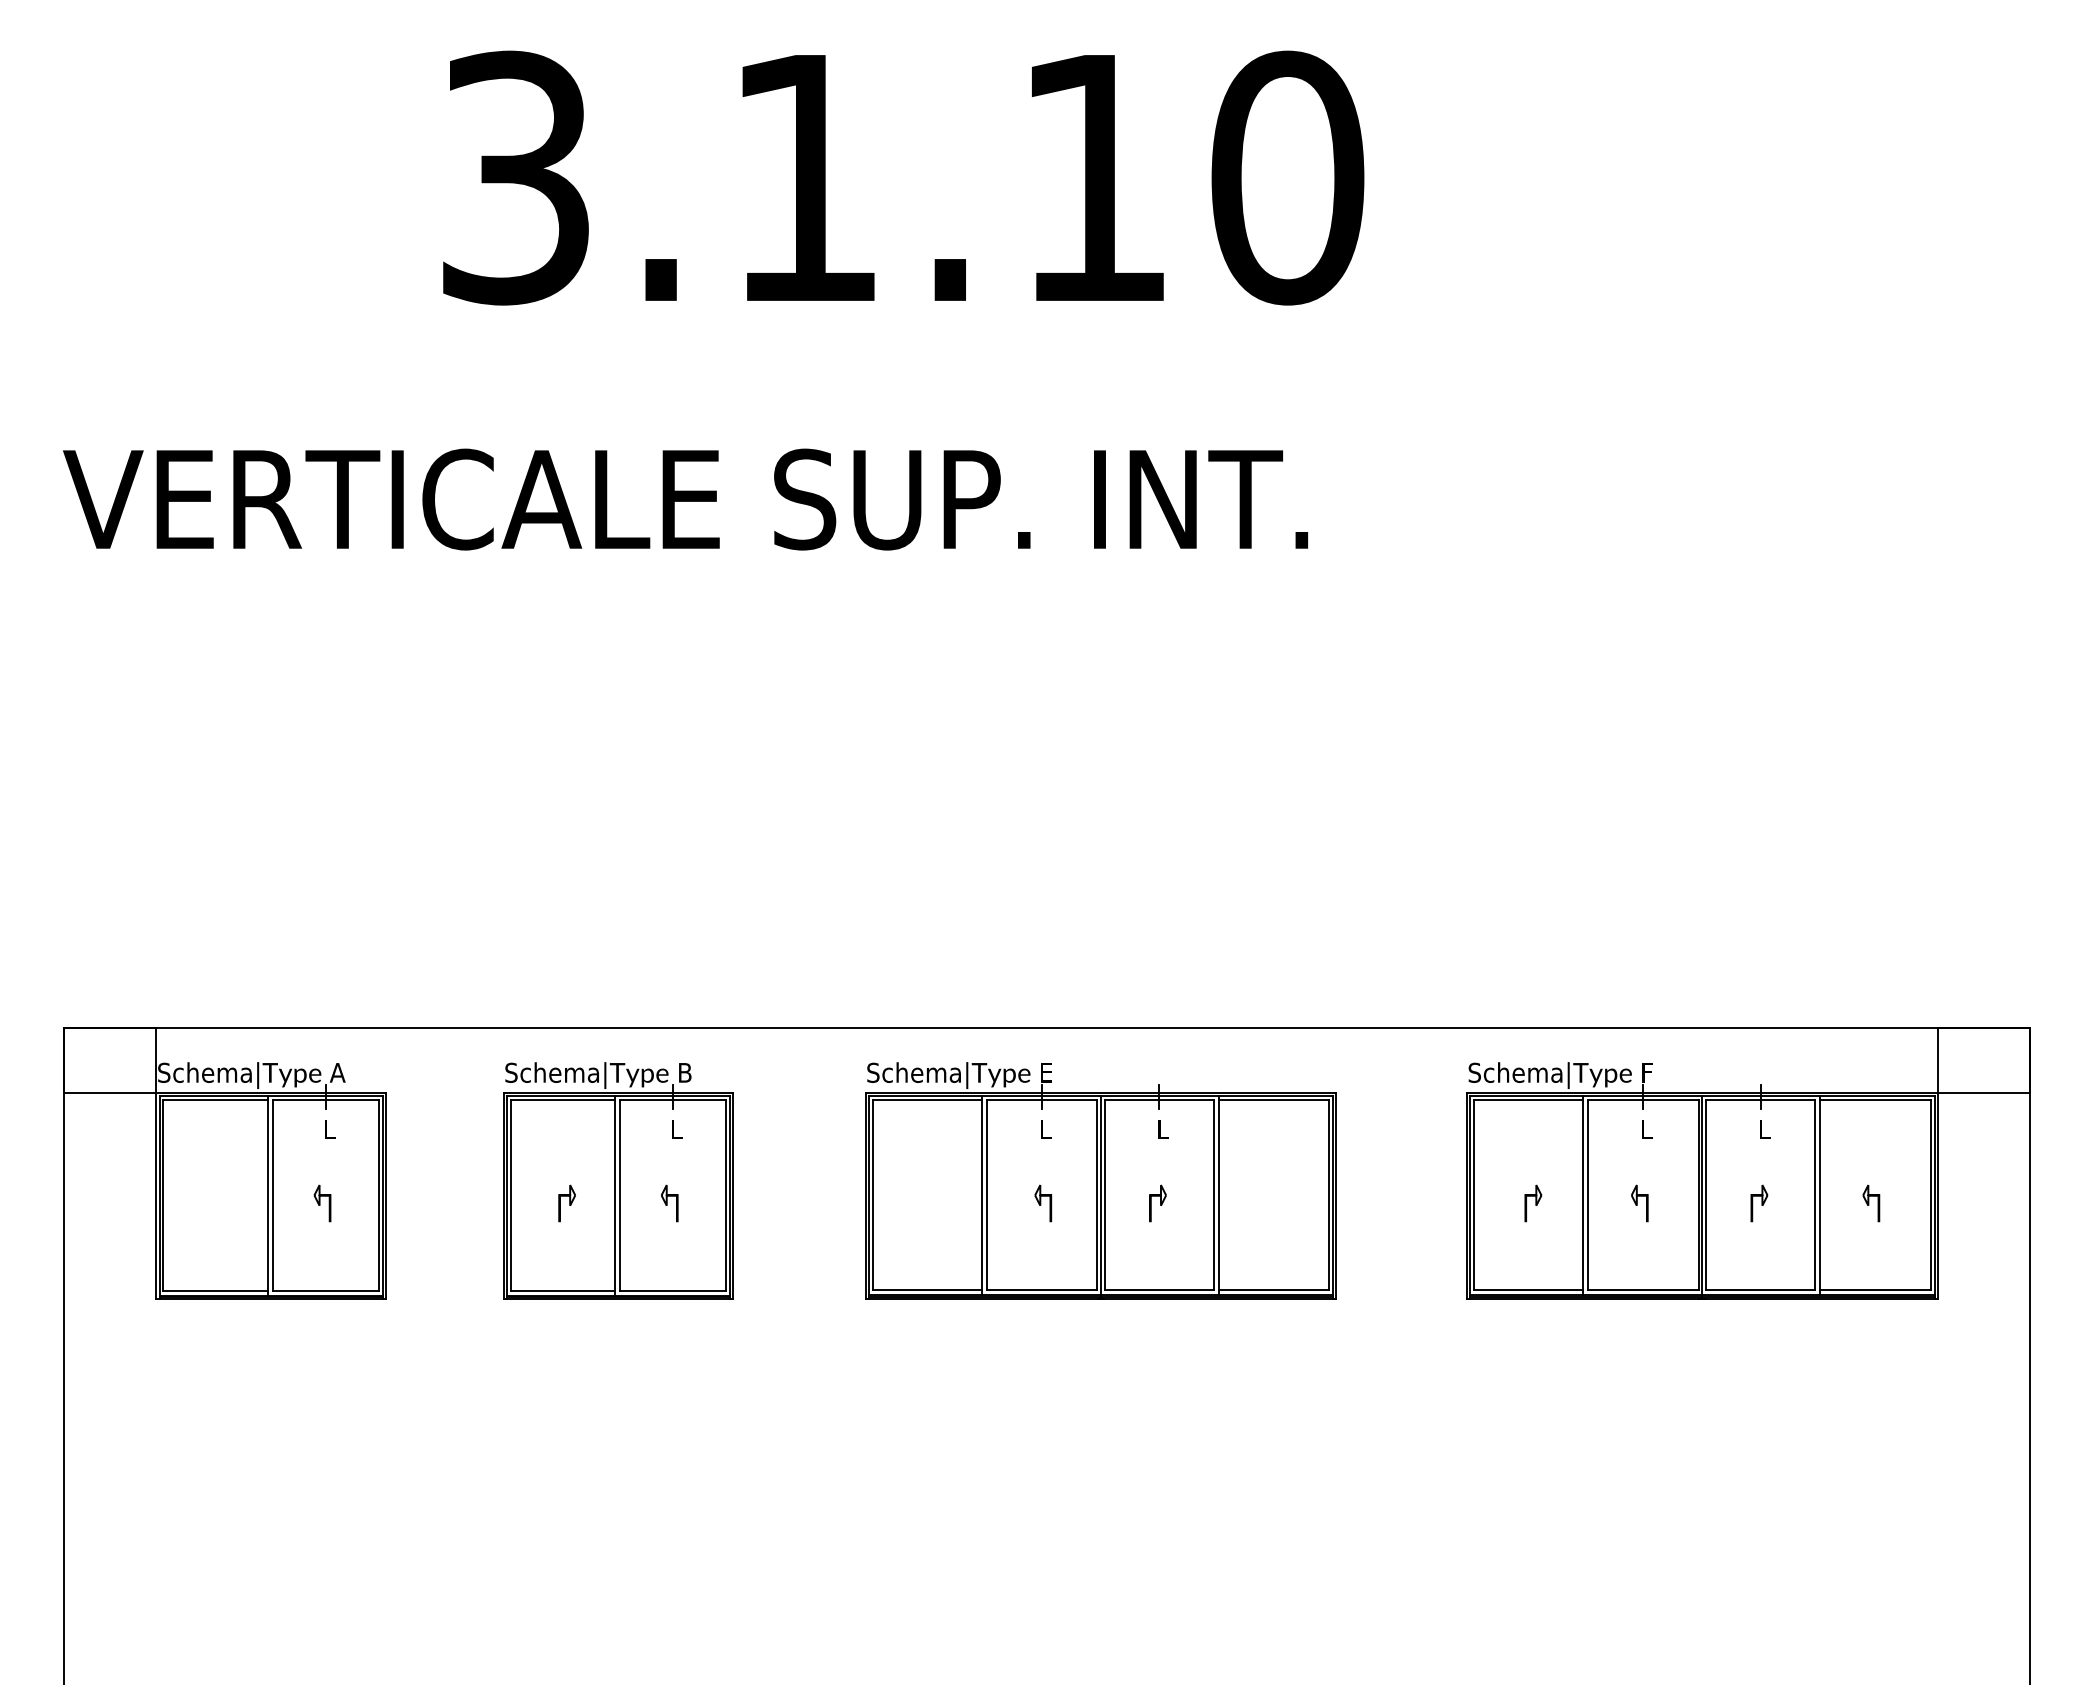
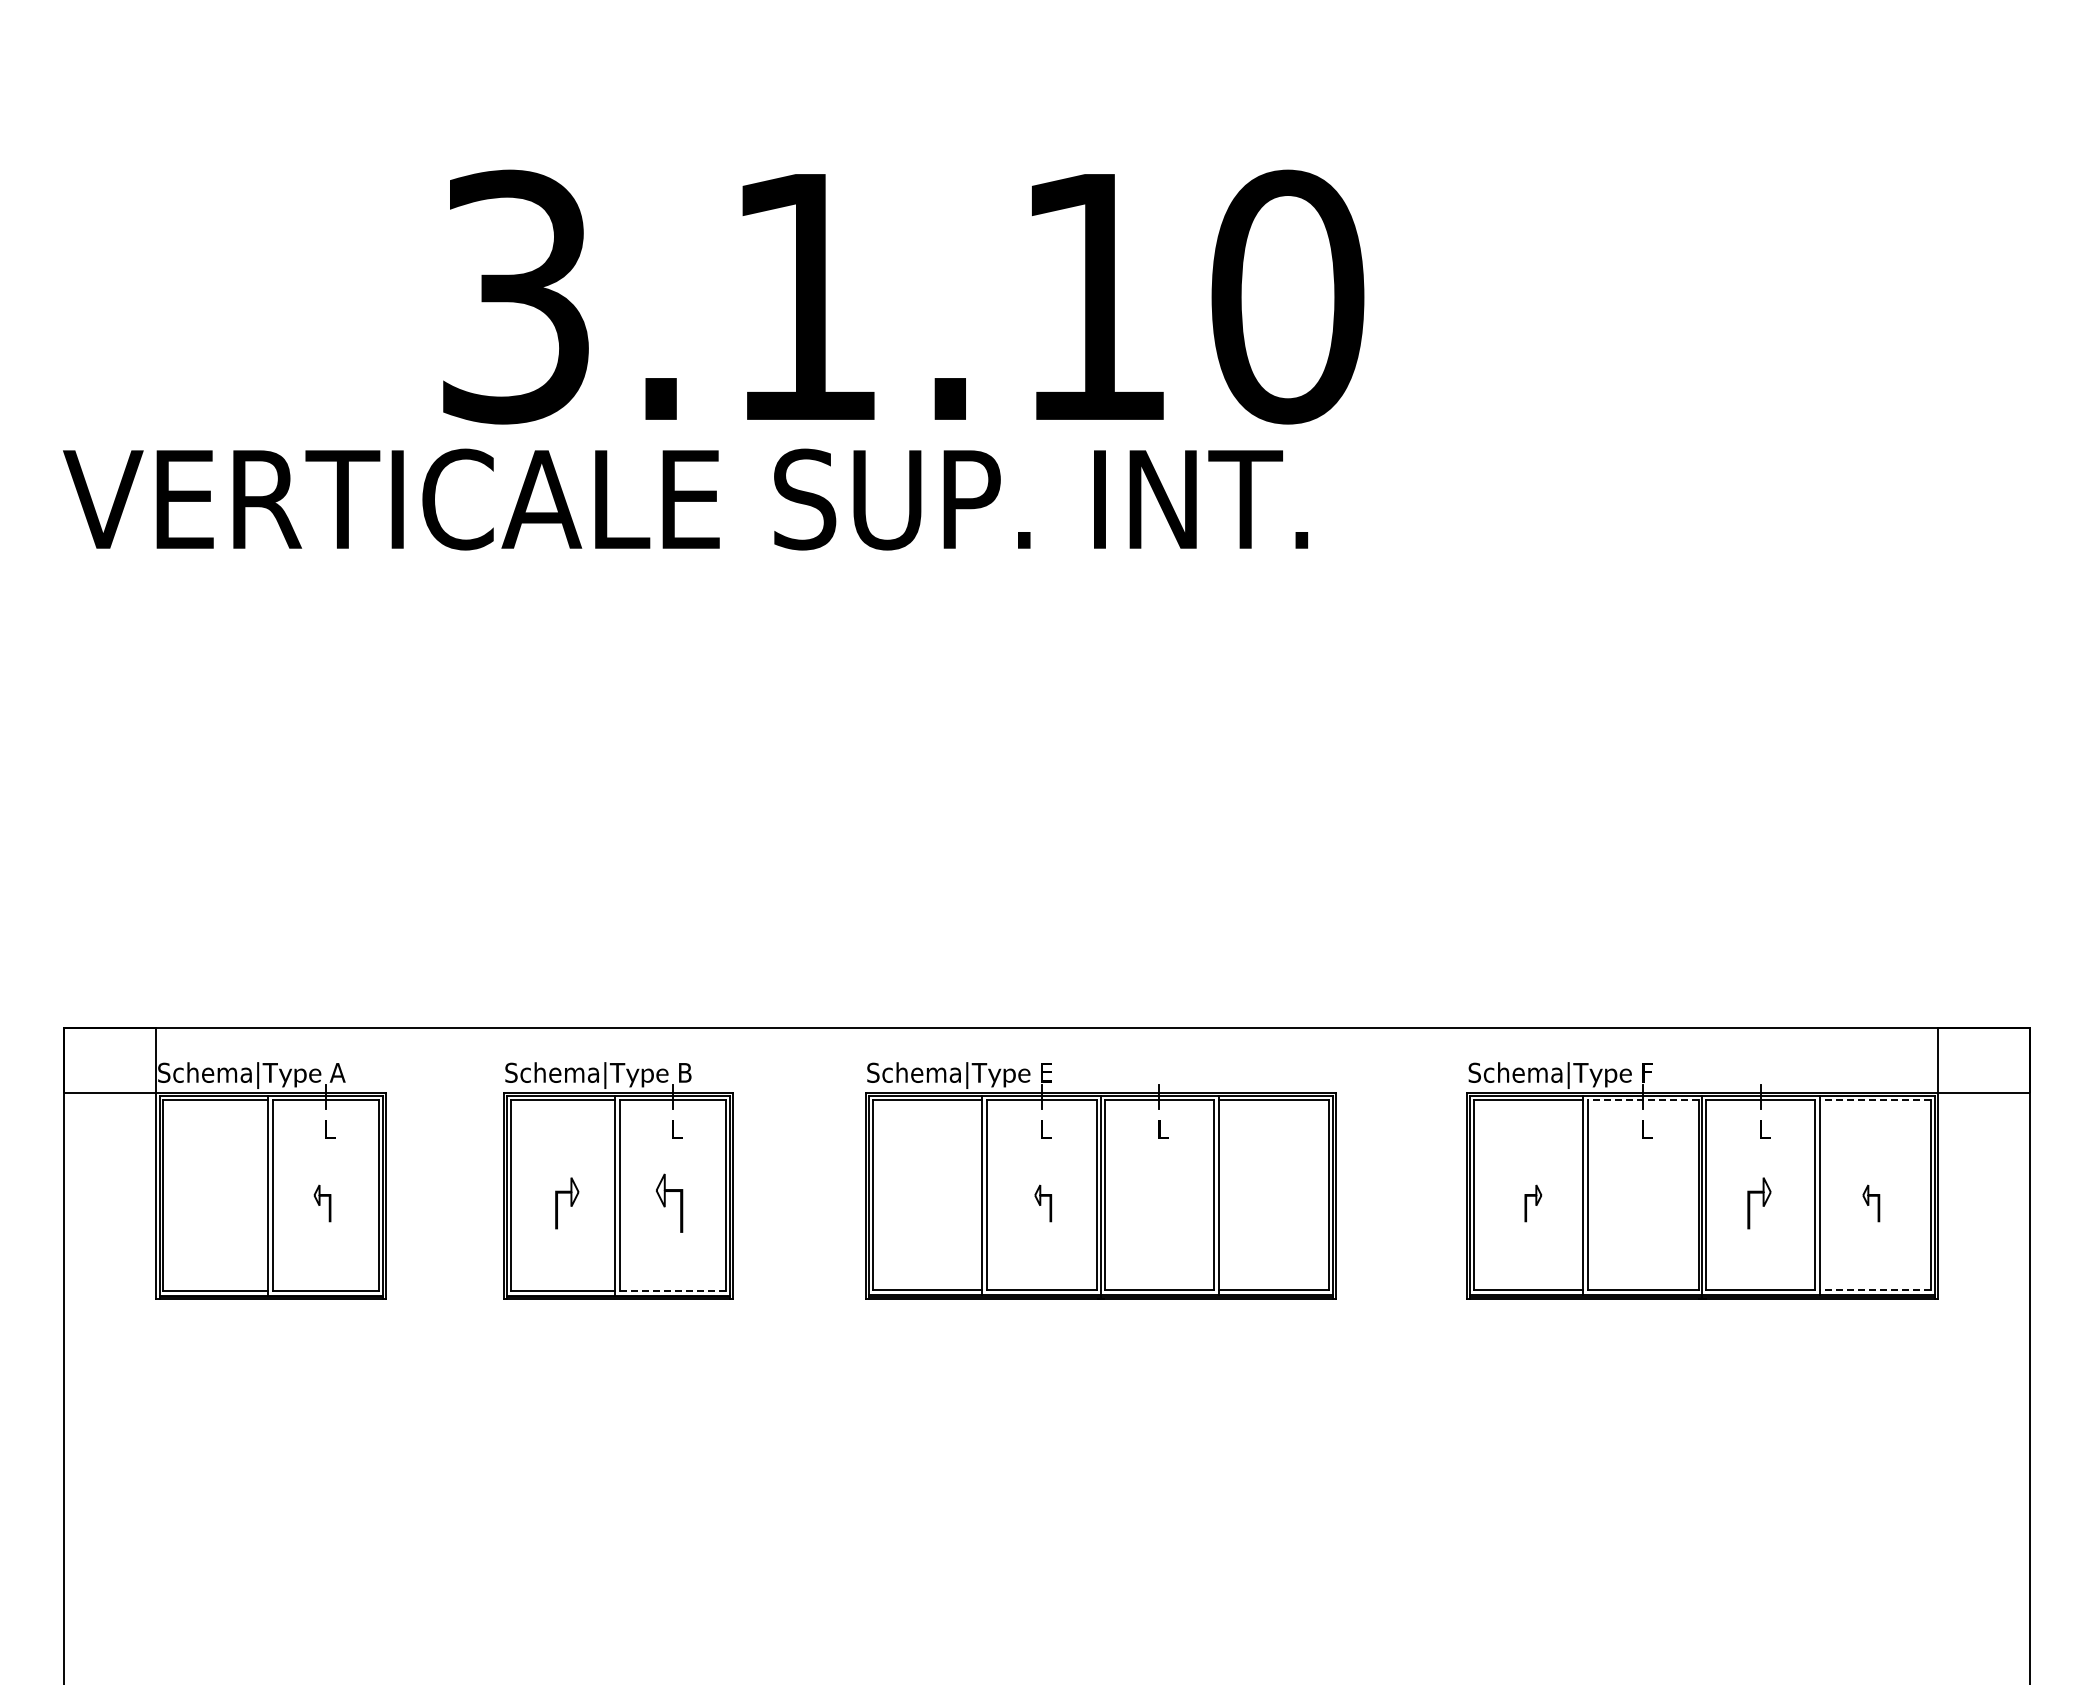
text position: (903, 177) -> (903, 296) (903, 296)
line: solid -> dashed (1642, 1100)
line: solid -> dashed (1875, 1100)
part size: 18x39 px -> 25x53 px (567, 1203)
part size: 18x39 px -> 28x60 px (669, 1202)
part: present -> none (1157, 1203)
part: present -> none (1639, 1203)
part size: 19x39 px -> 25x53 px (1759, 1203)
line: solid -> dashed (672, 1290)
line: solid -> dashed (1875, 1290)
